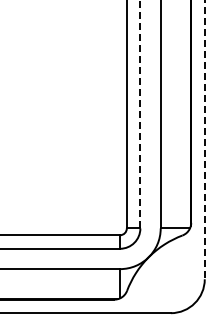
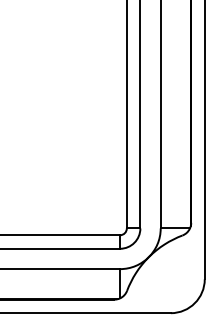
line: dashed -> solid (140, 114)
line: dashed -> solid (204, 140)
